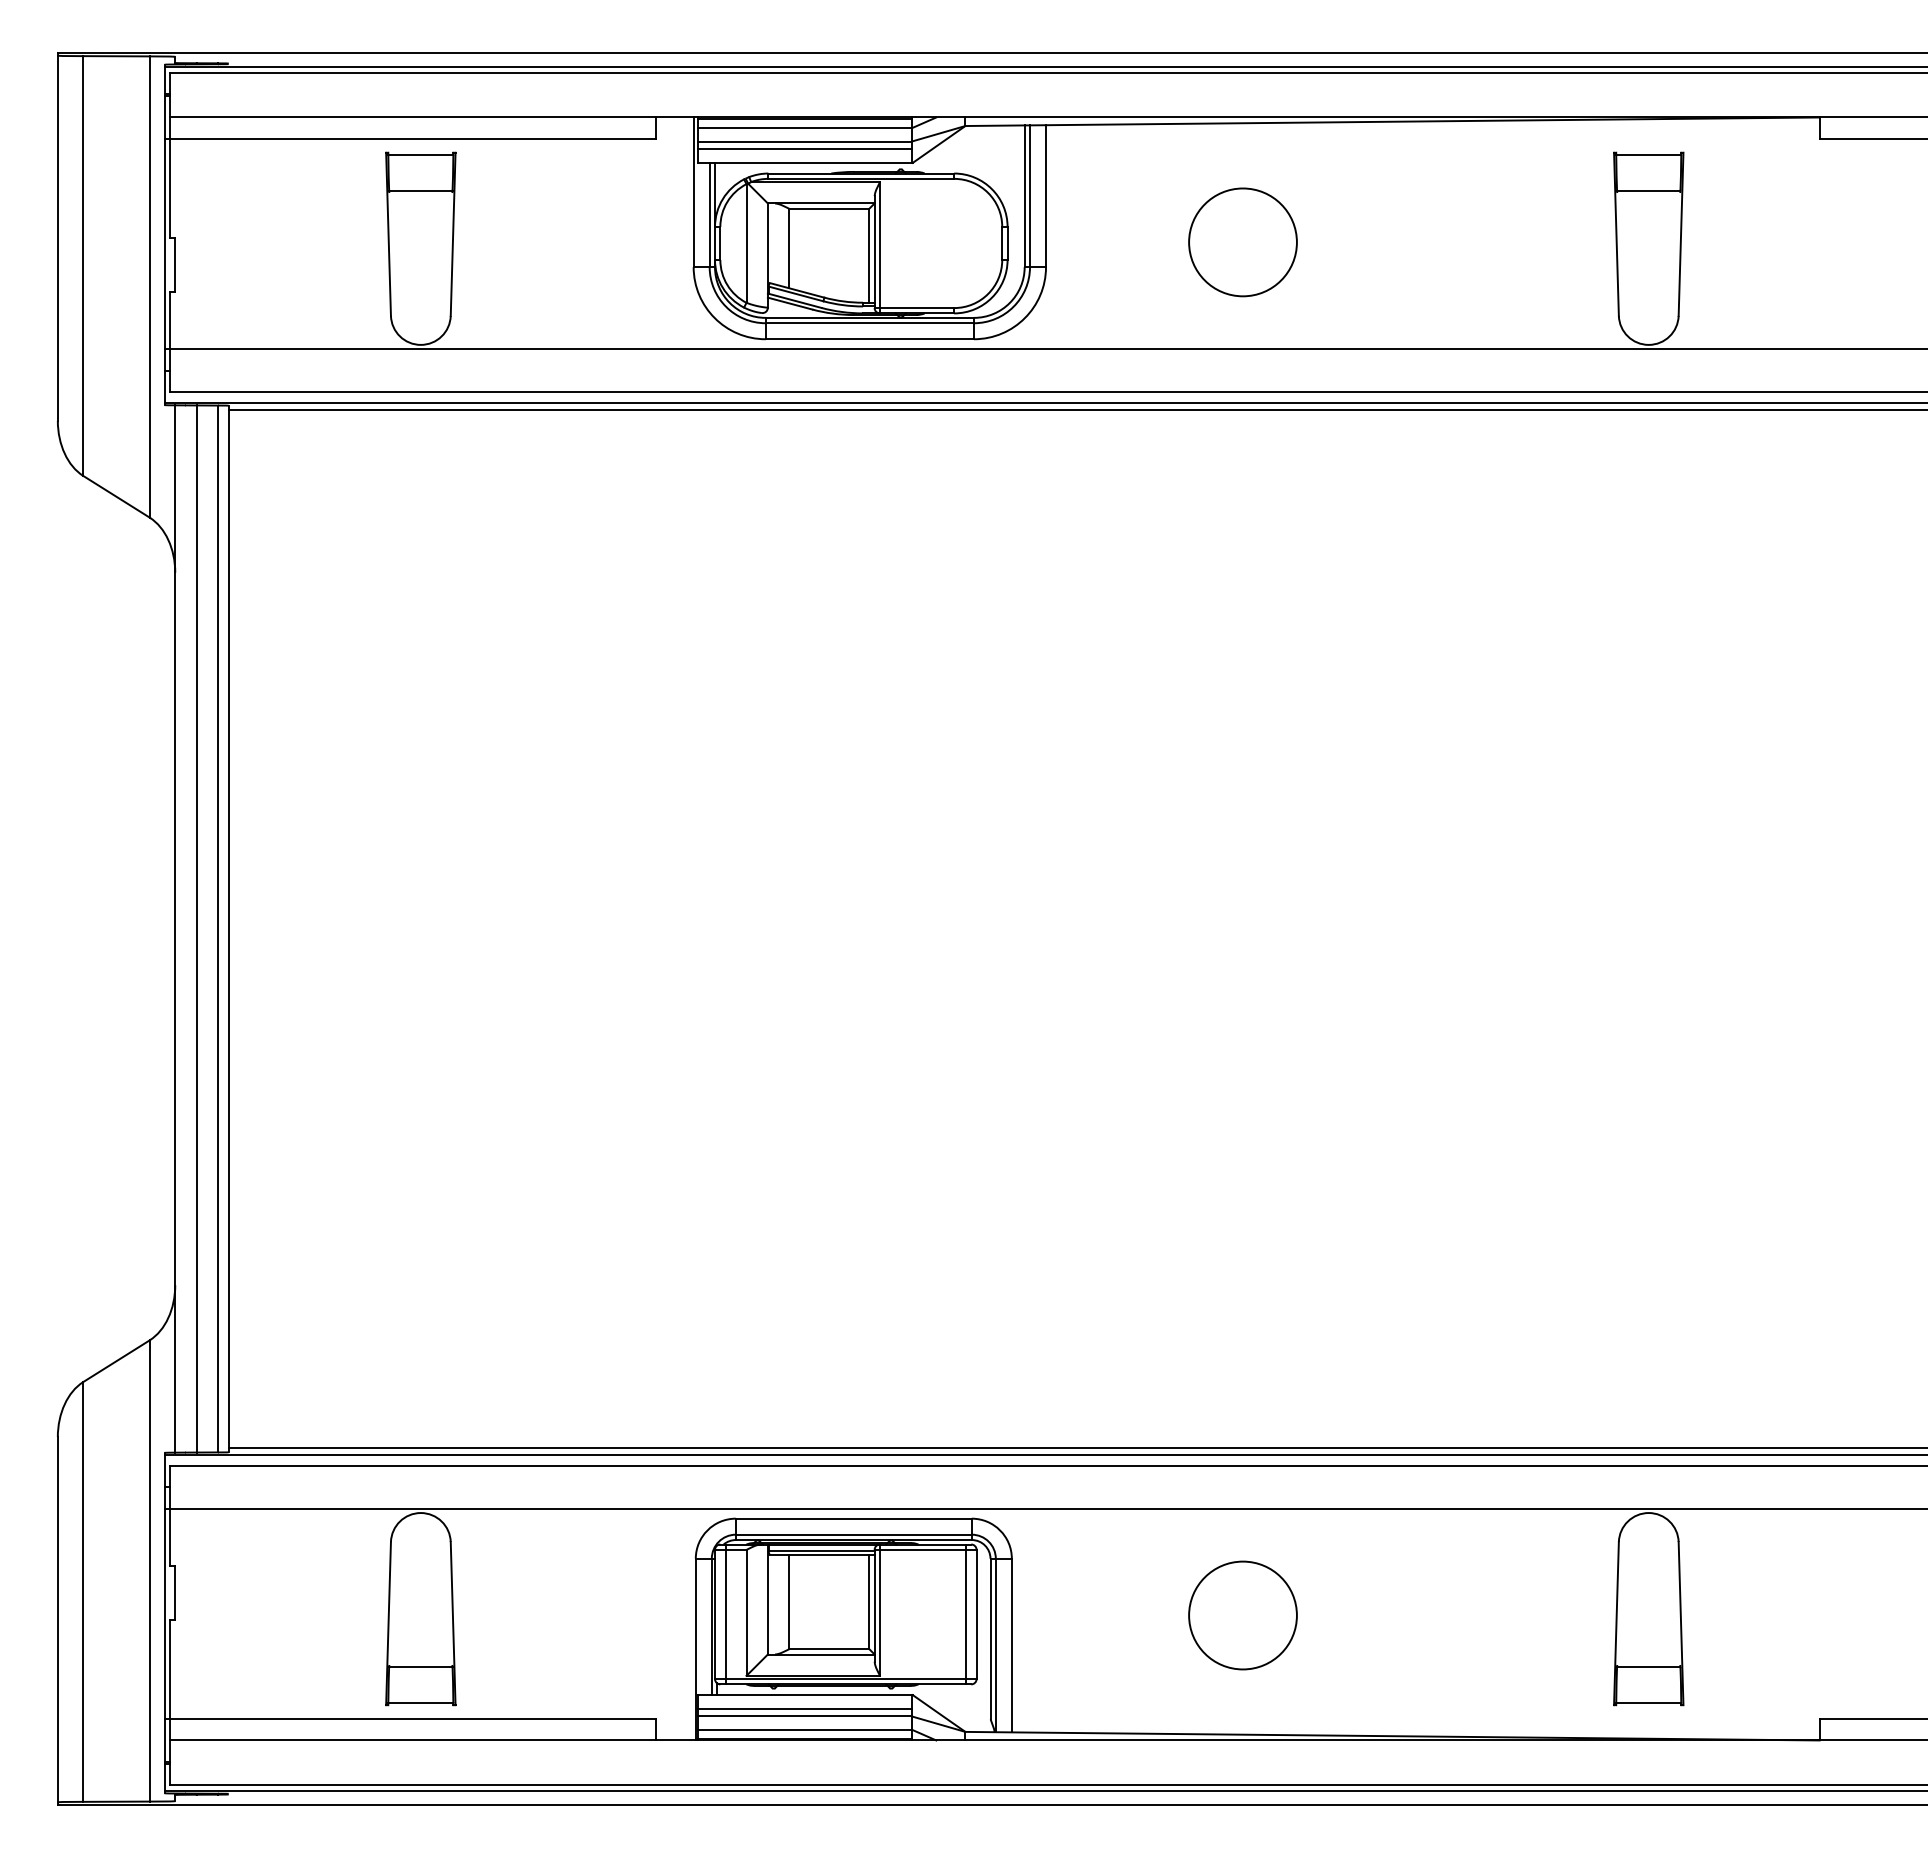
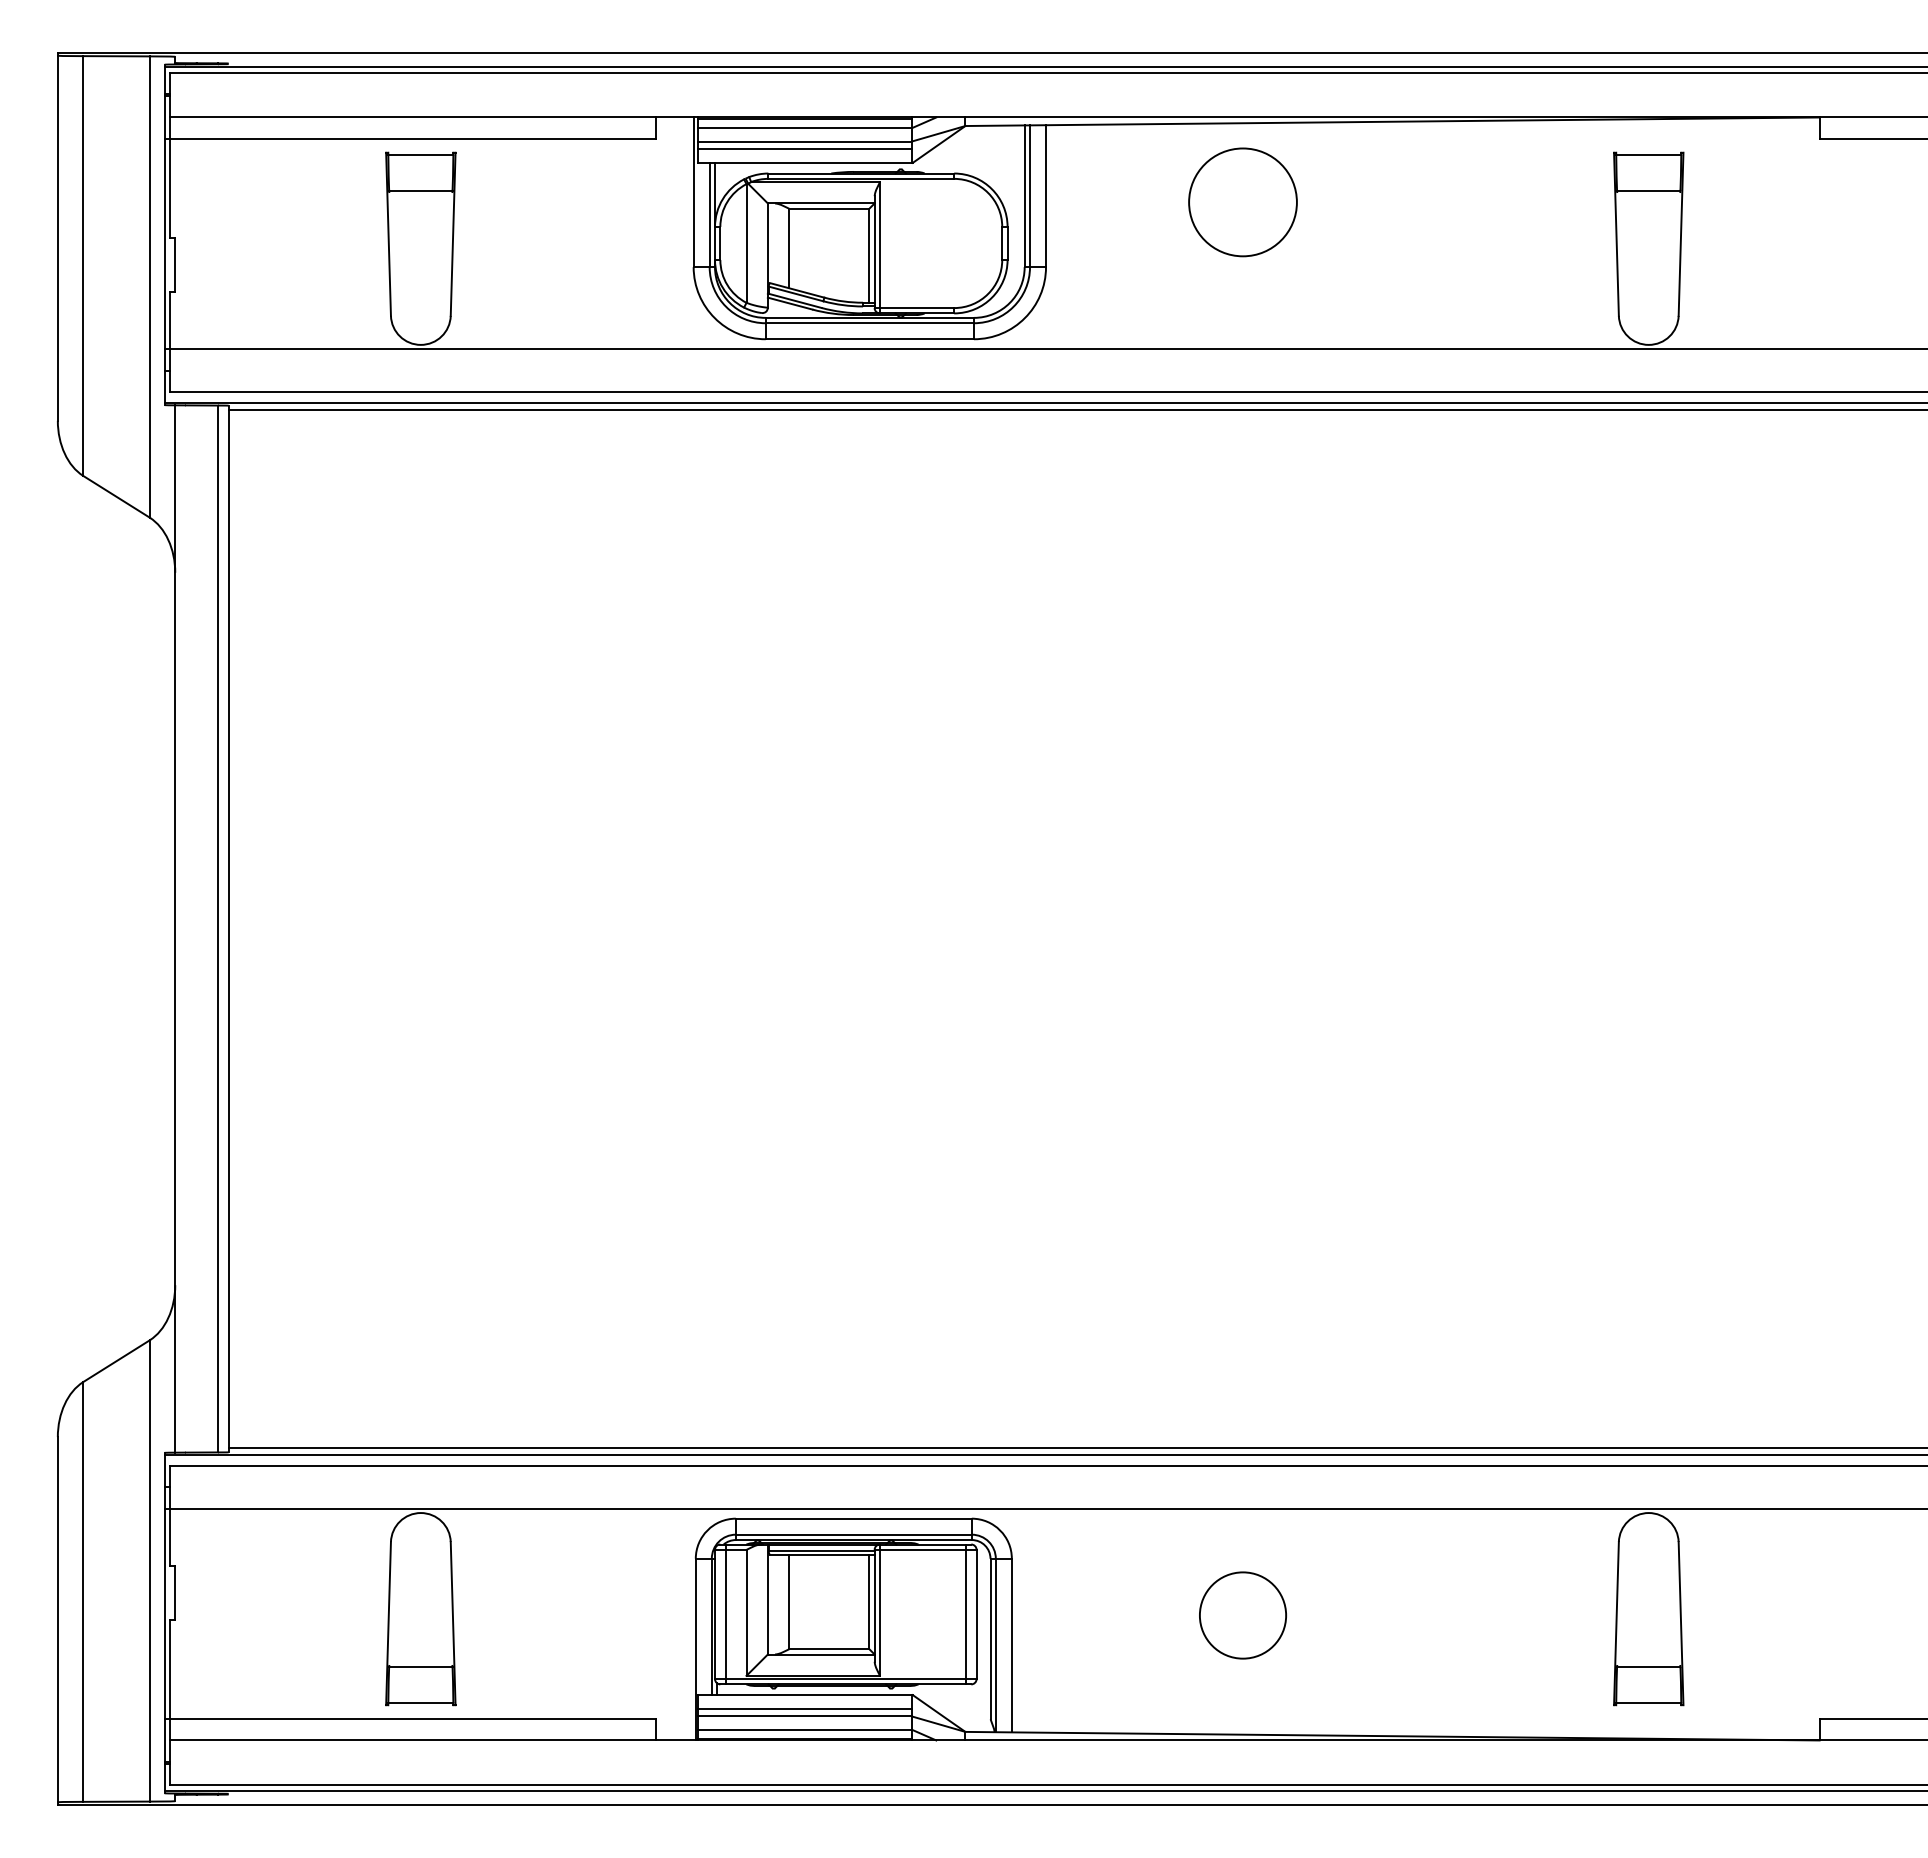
circle position: (1242, 242) -> (1242, 202) (1242, 202)
line: present -> none (196, 928)
circle size: 110x111 px -> 88x89 px (1242, 1615)
